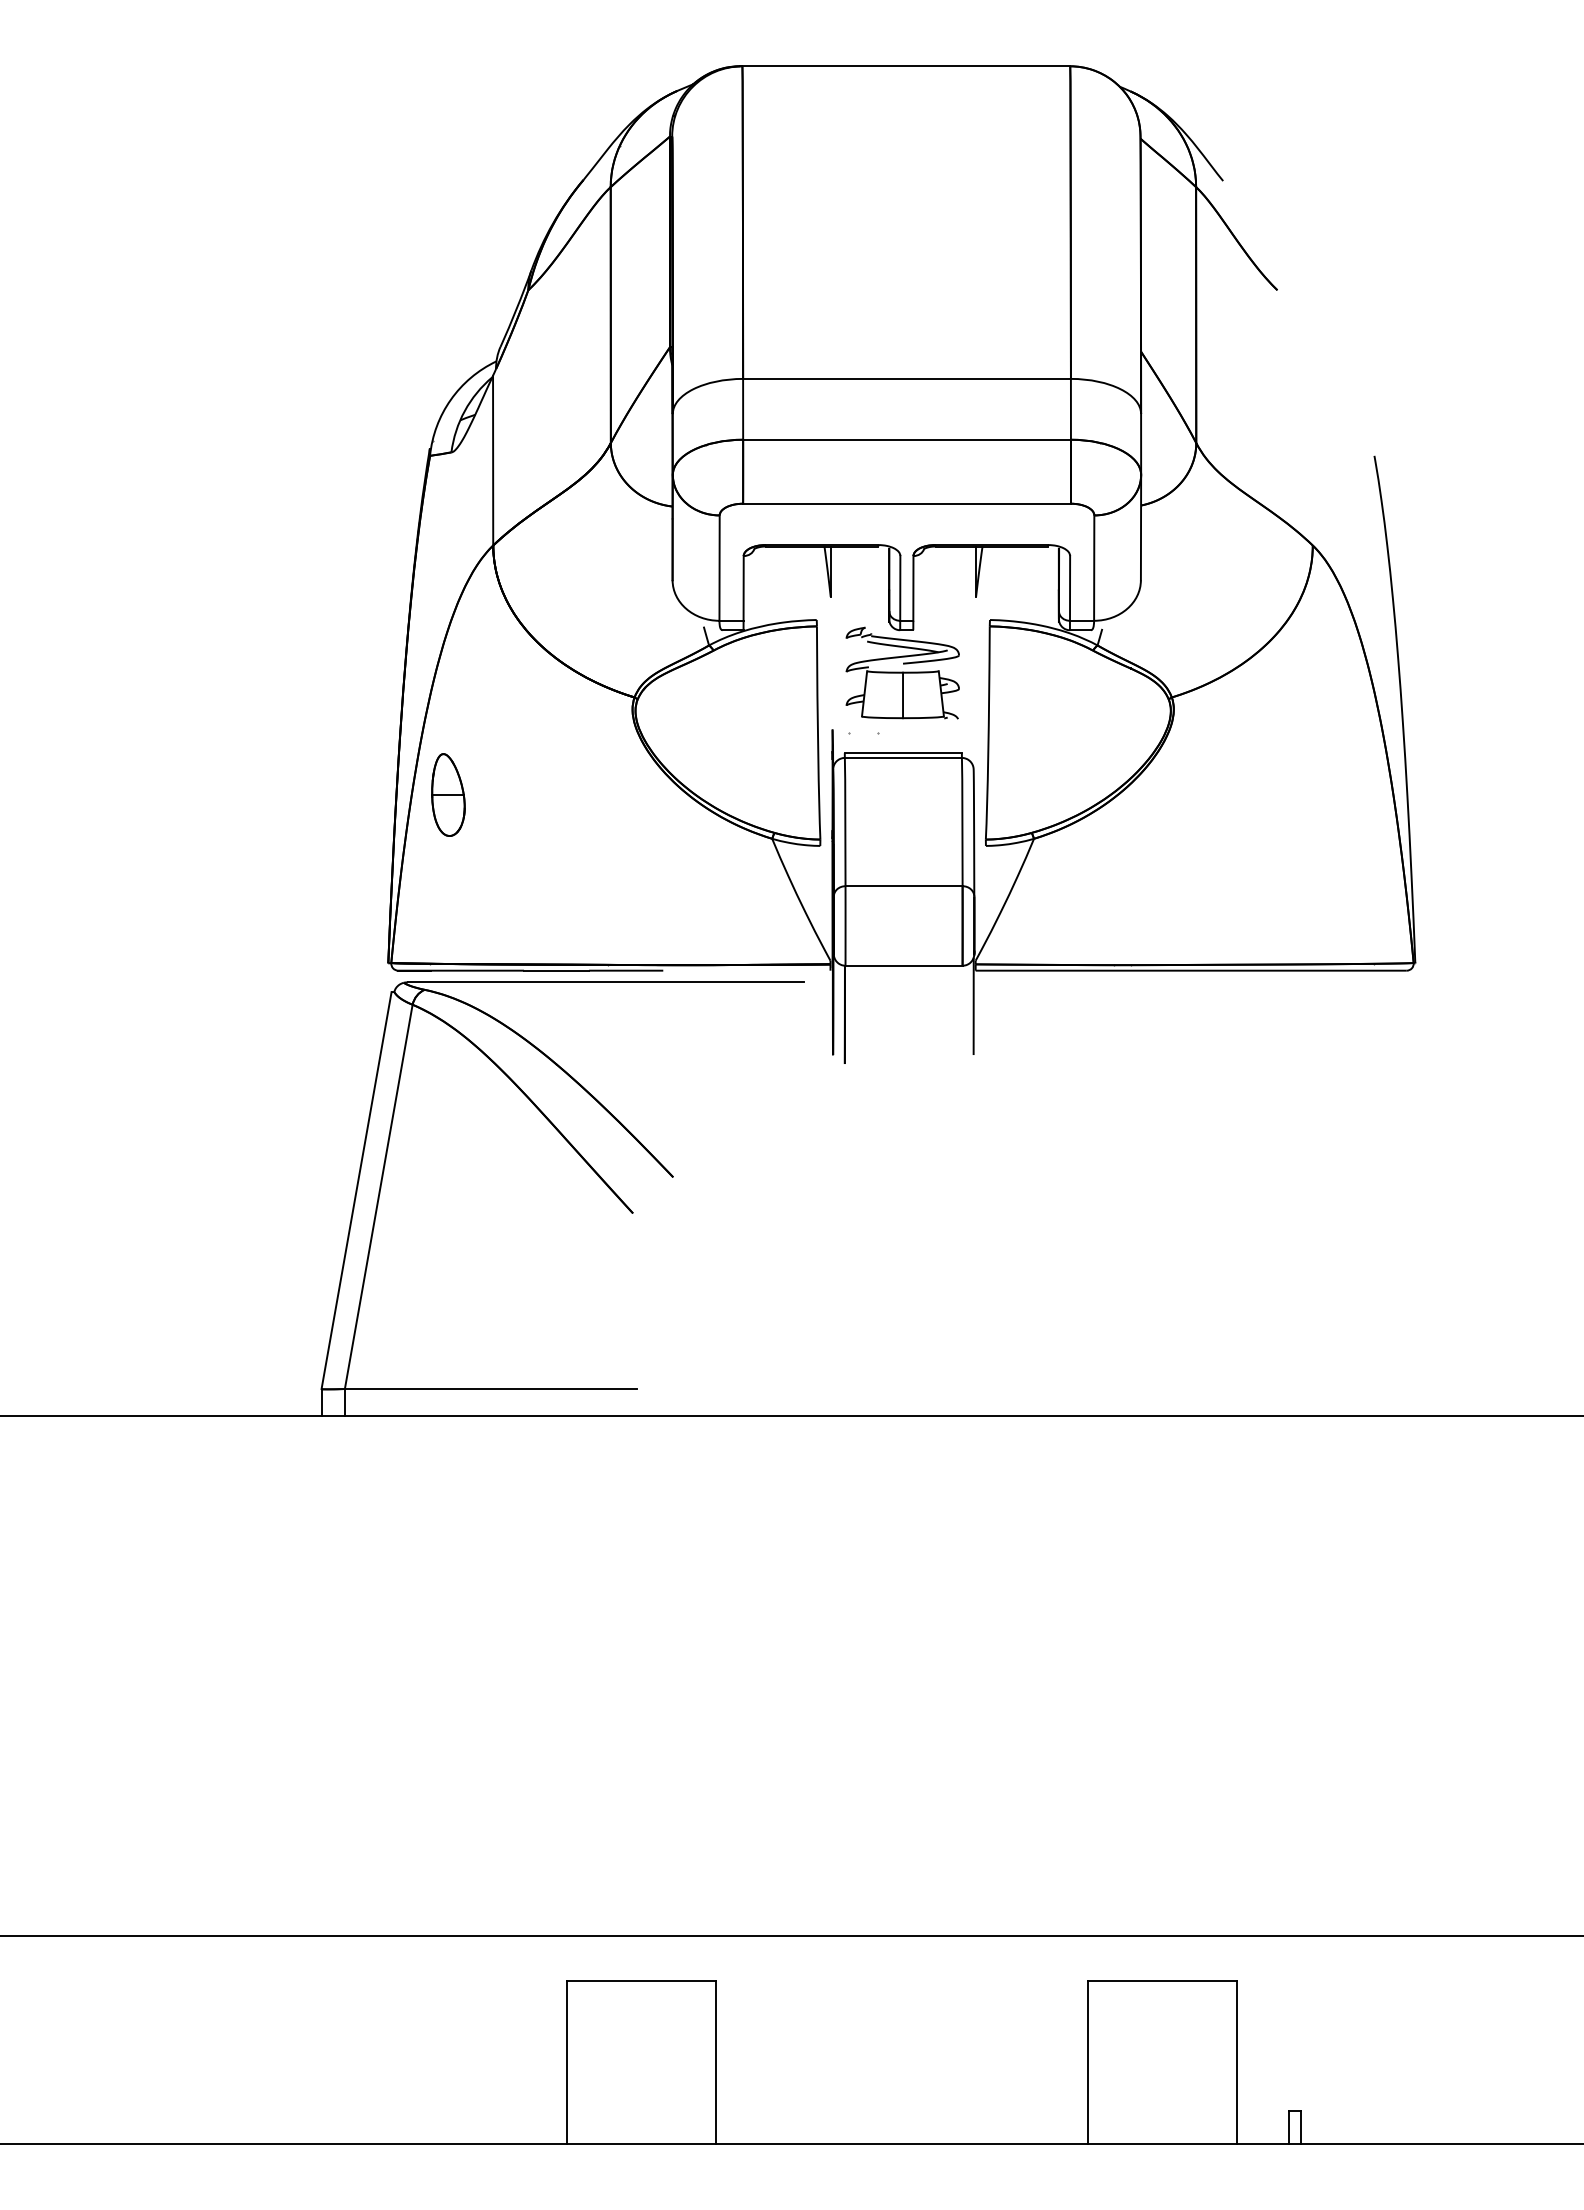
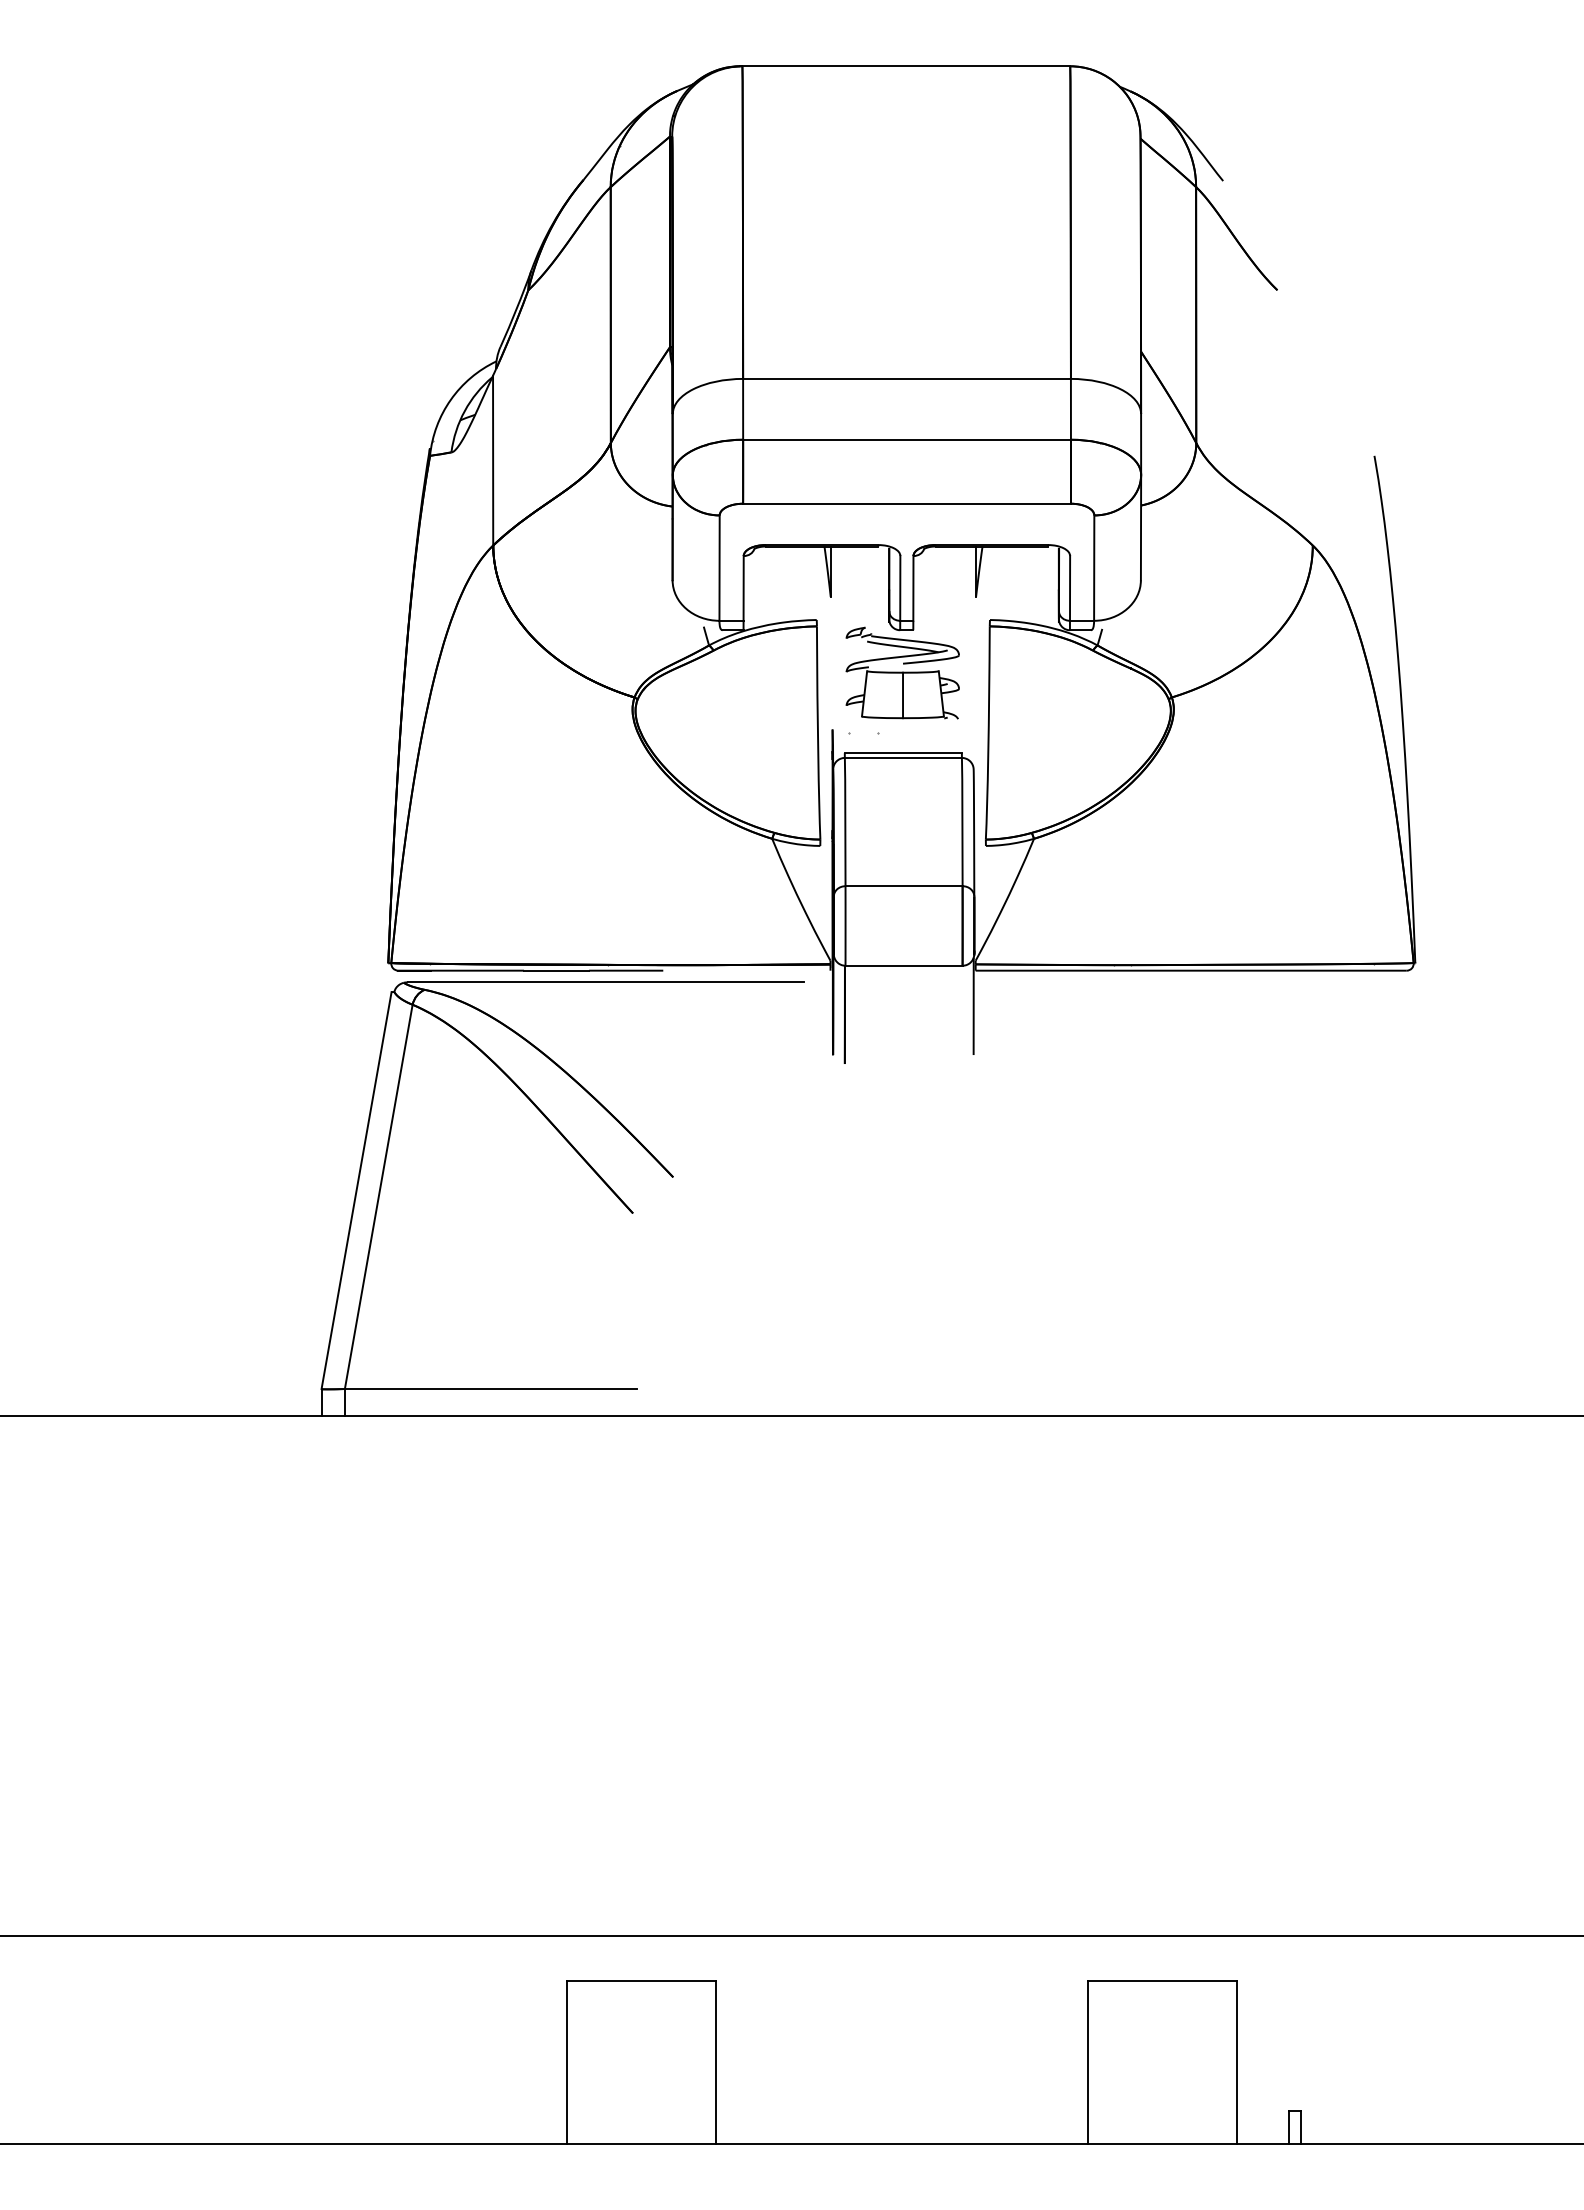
part: present -> none (448, 794)
